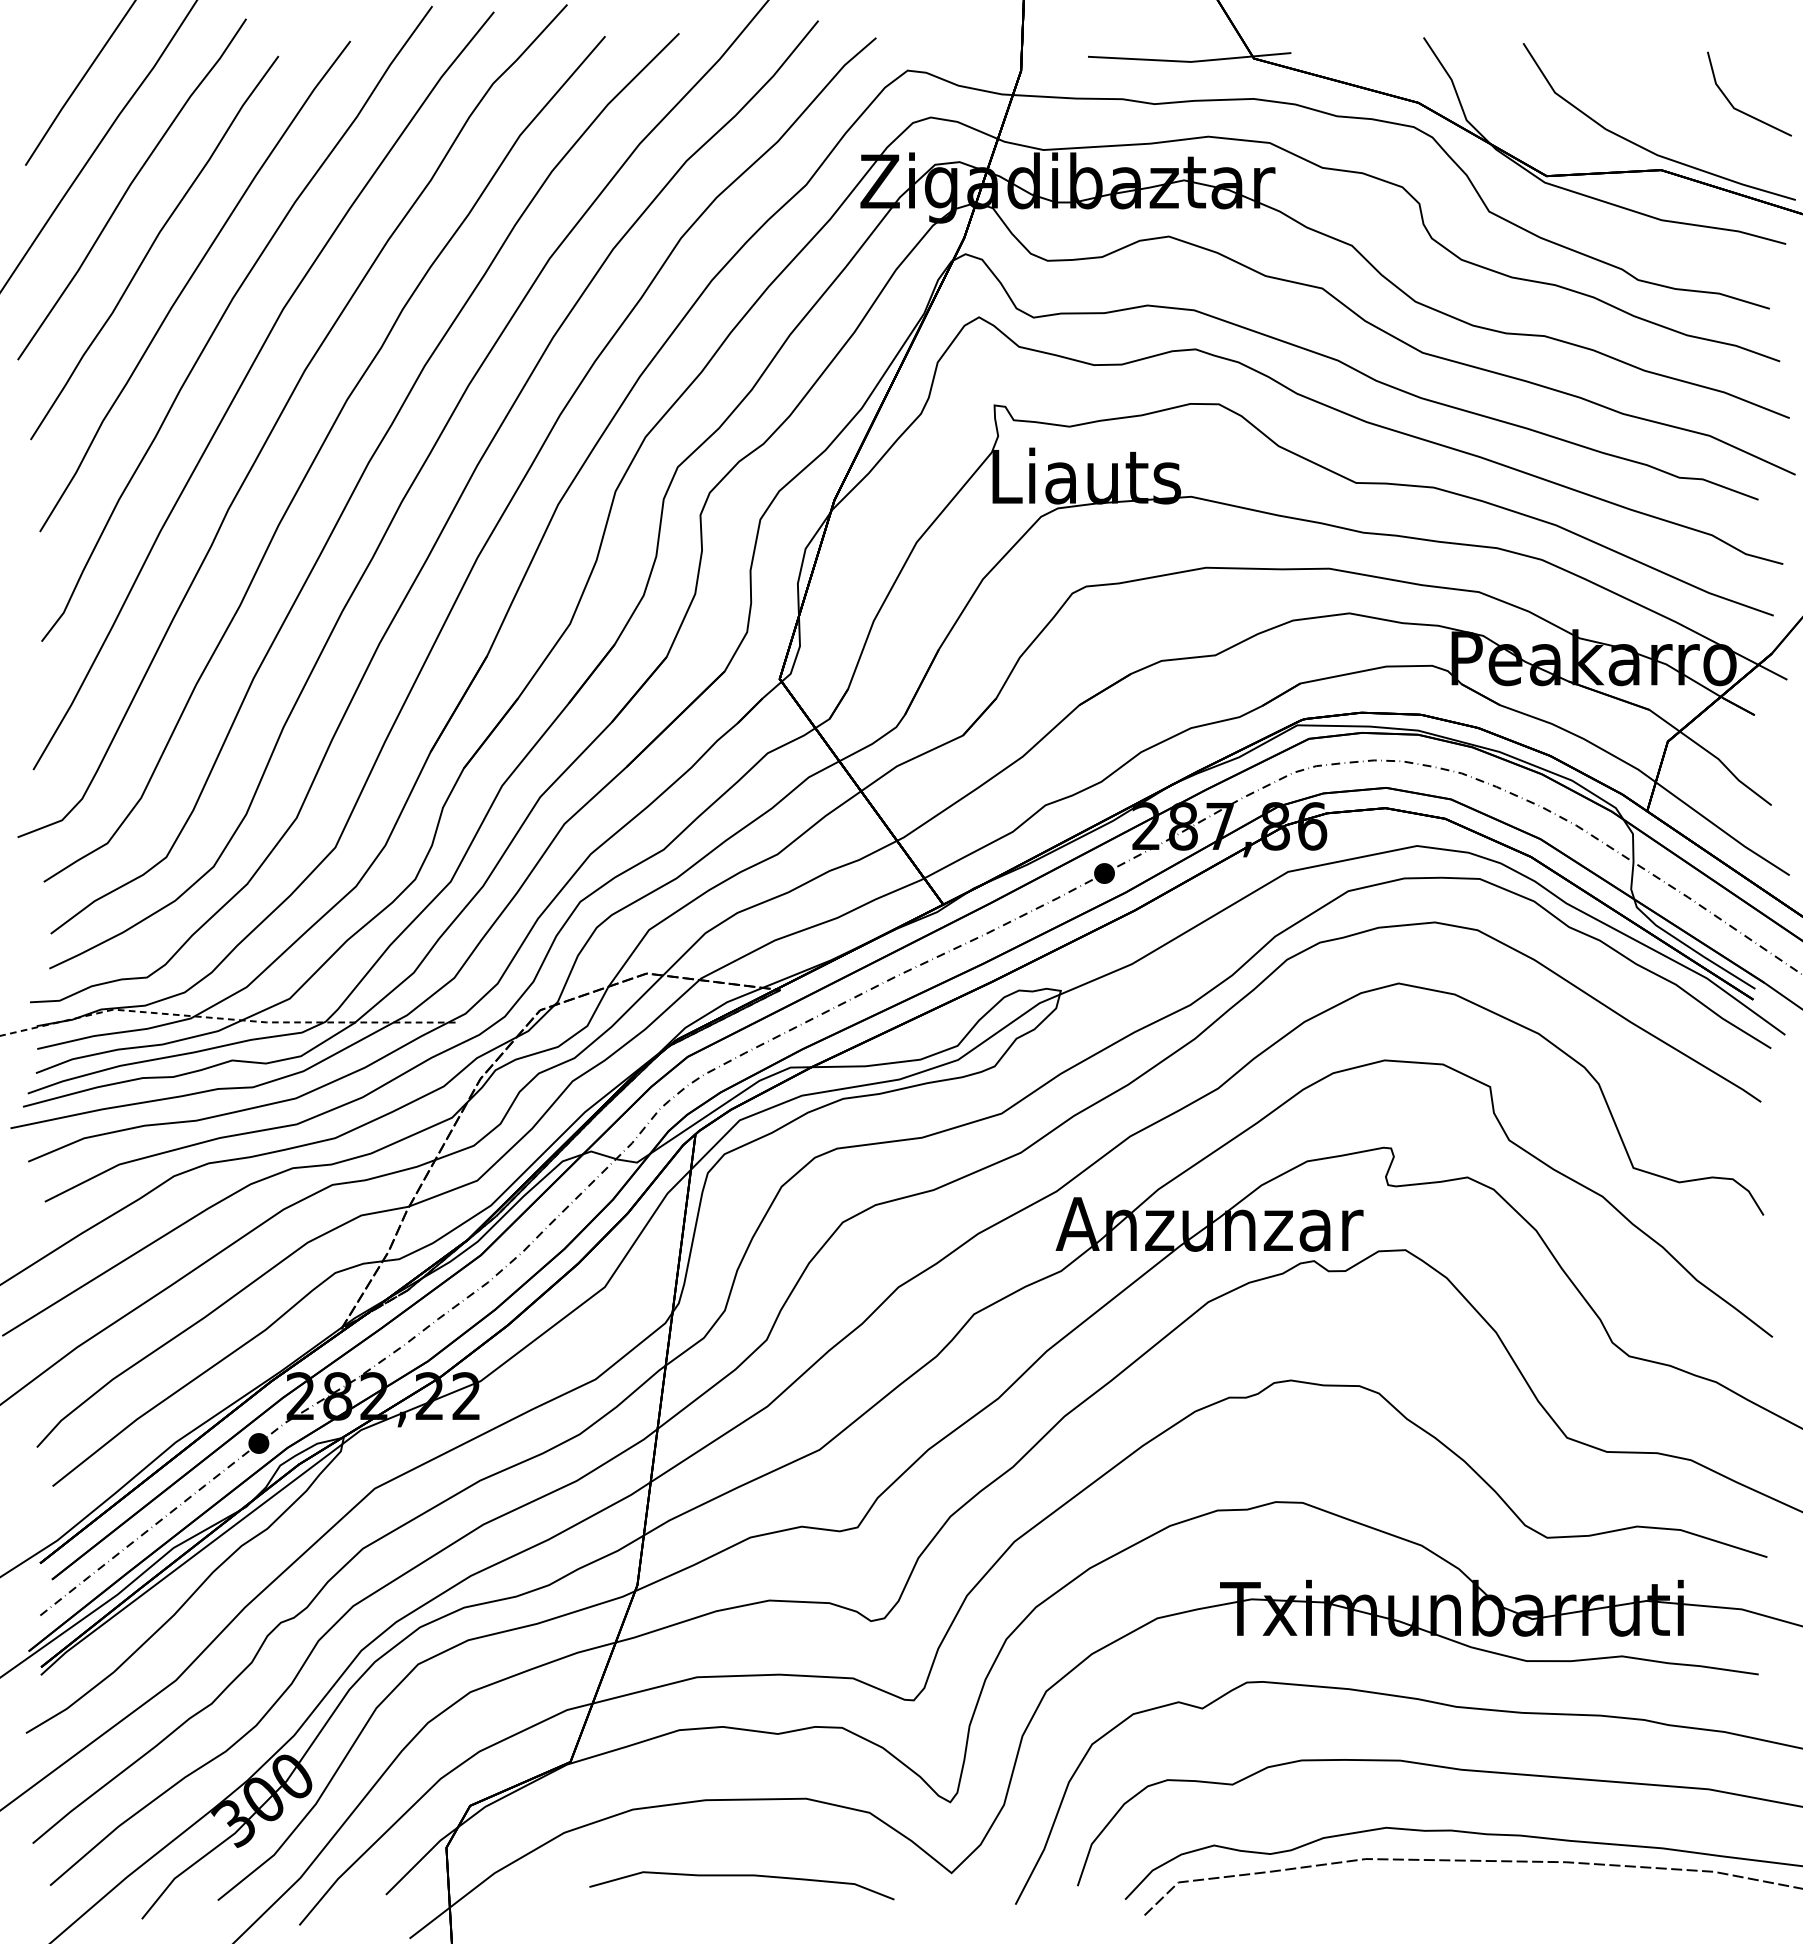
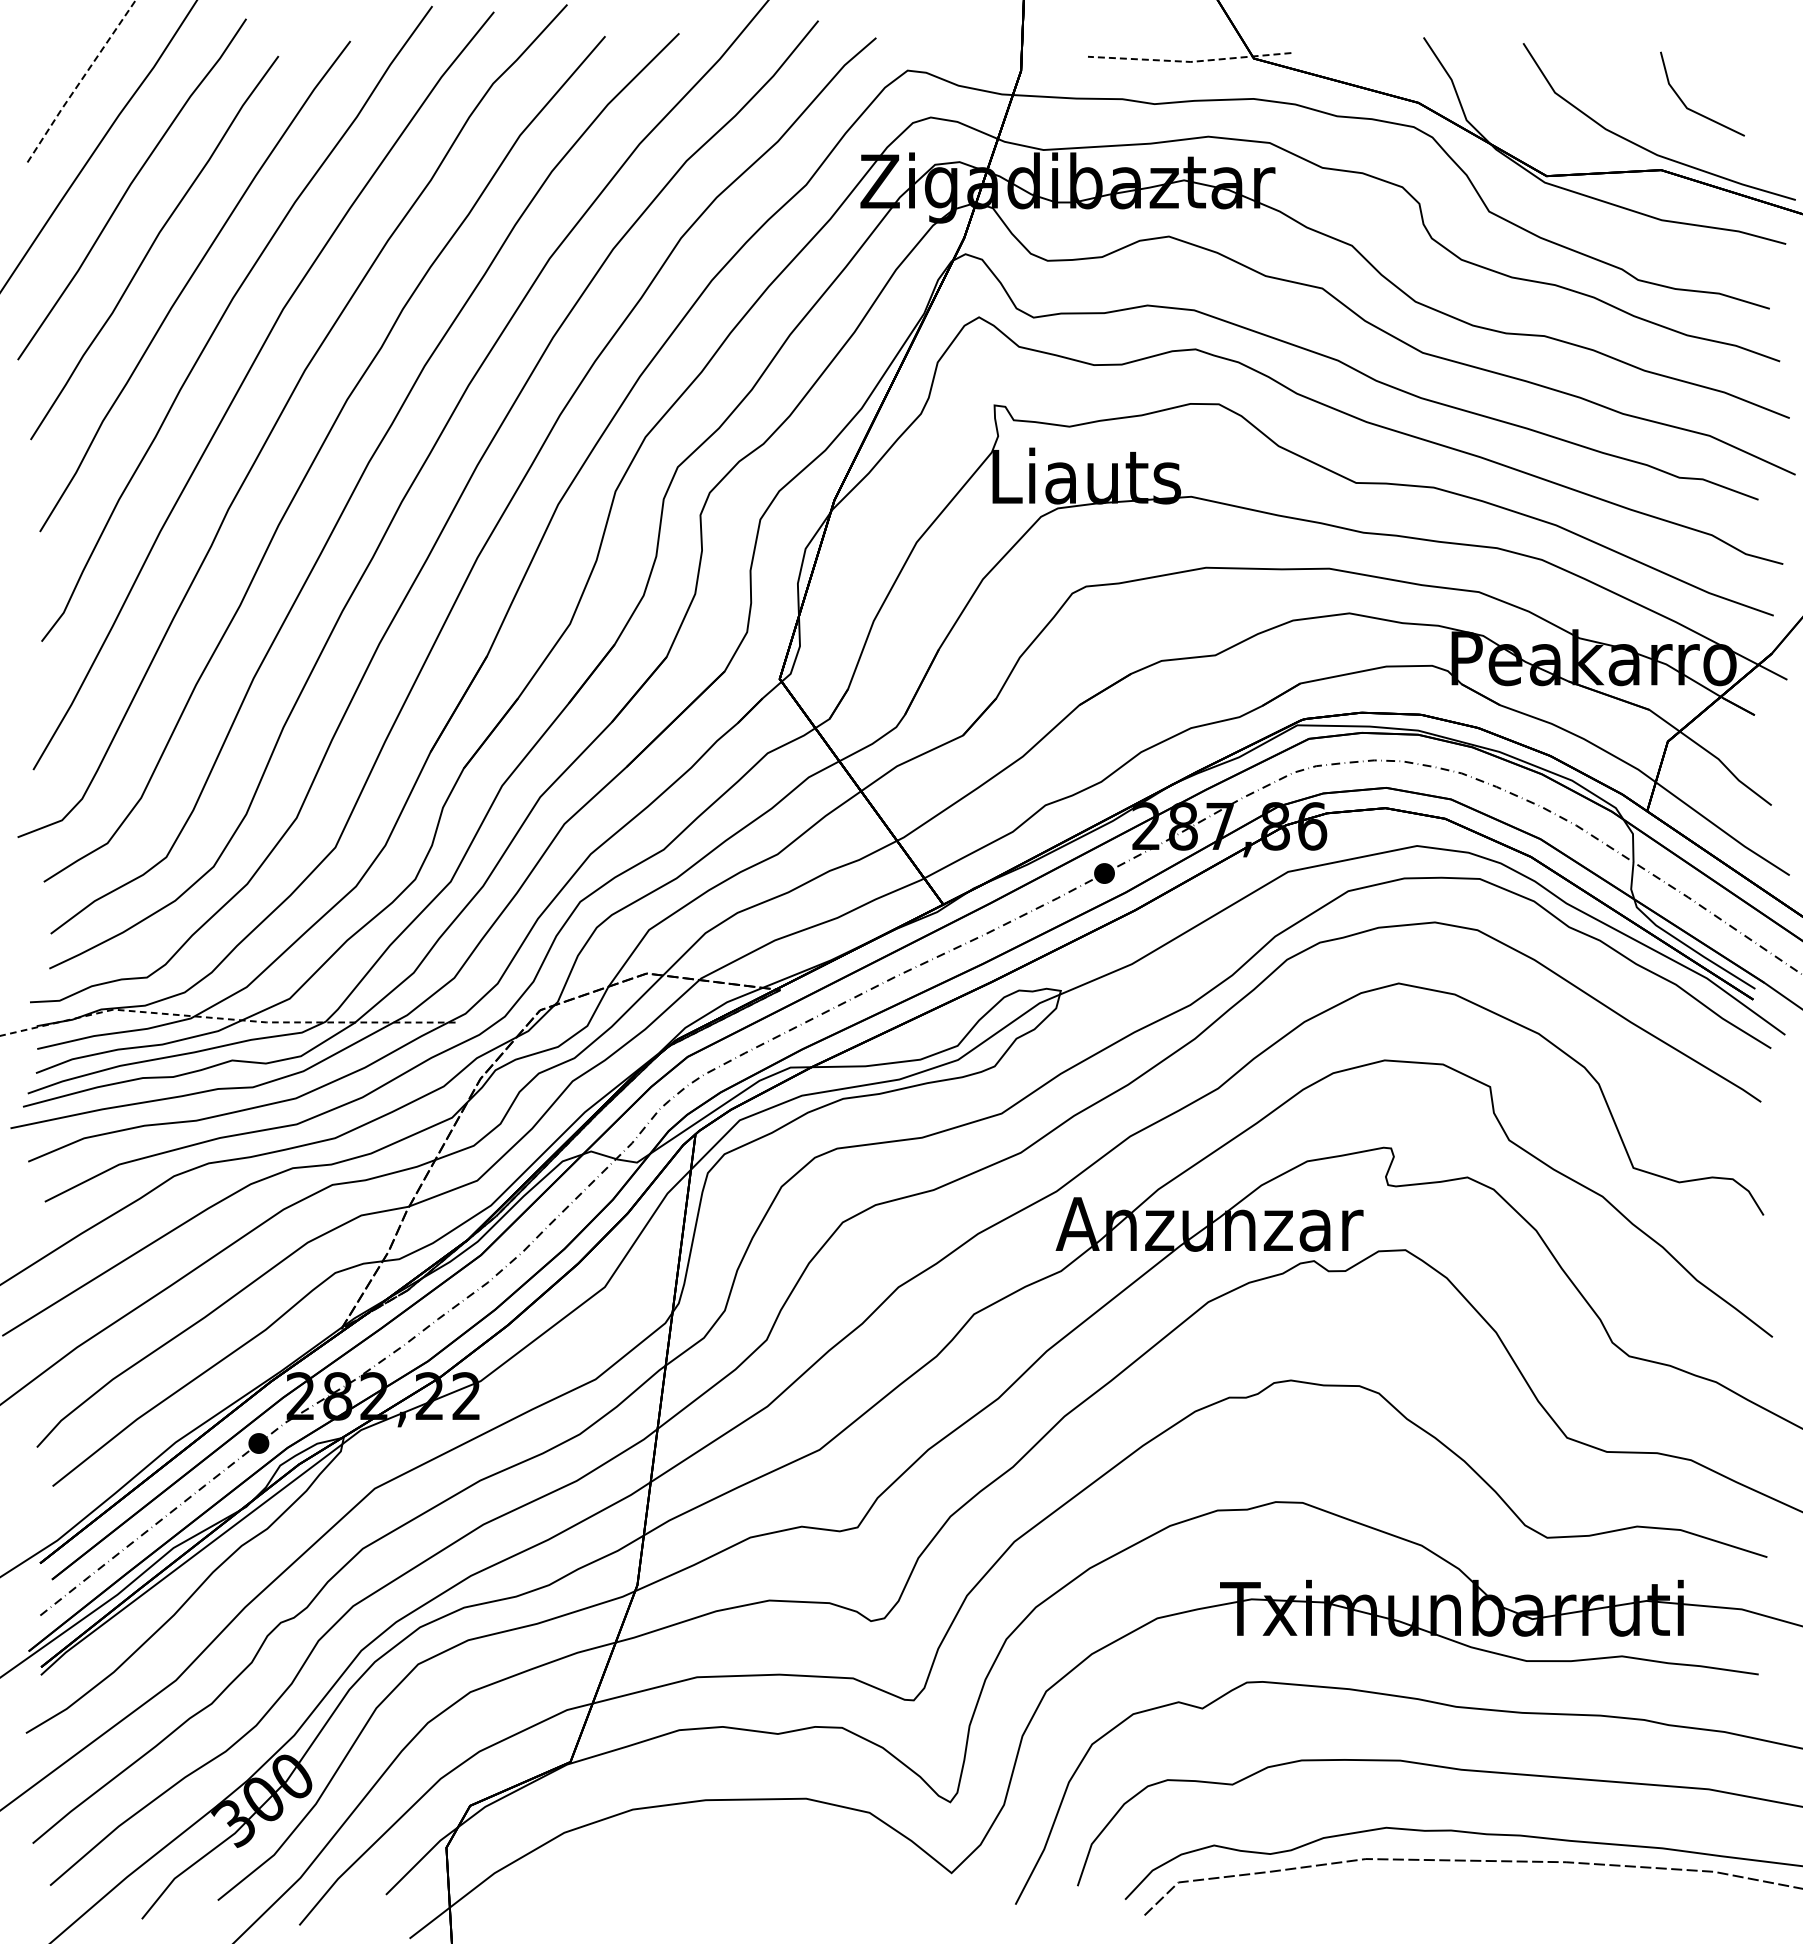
line: solid -> dashed (1189, 61)
line: solid -> dashed (79, 83)
line position: (1741, 110) -> (1694, 110) (1694, 110)
curve: present -> none (741, 1876)
